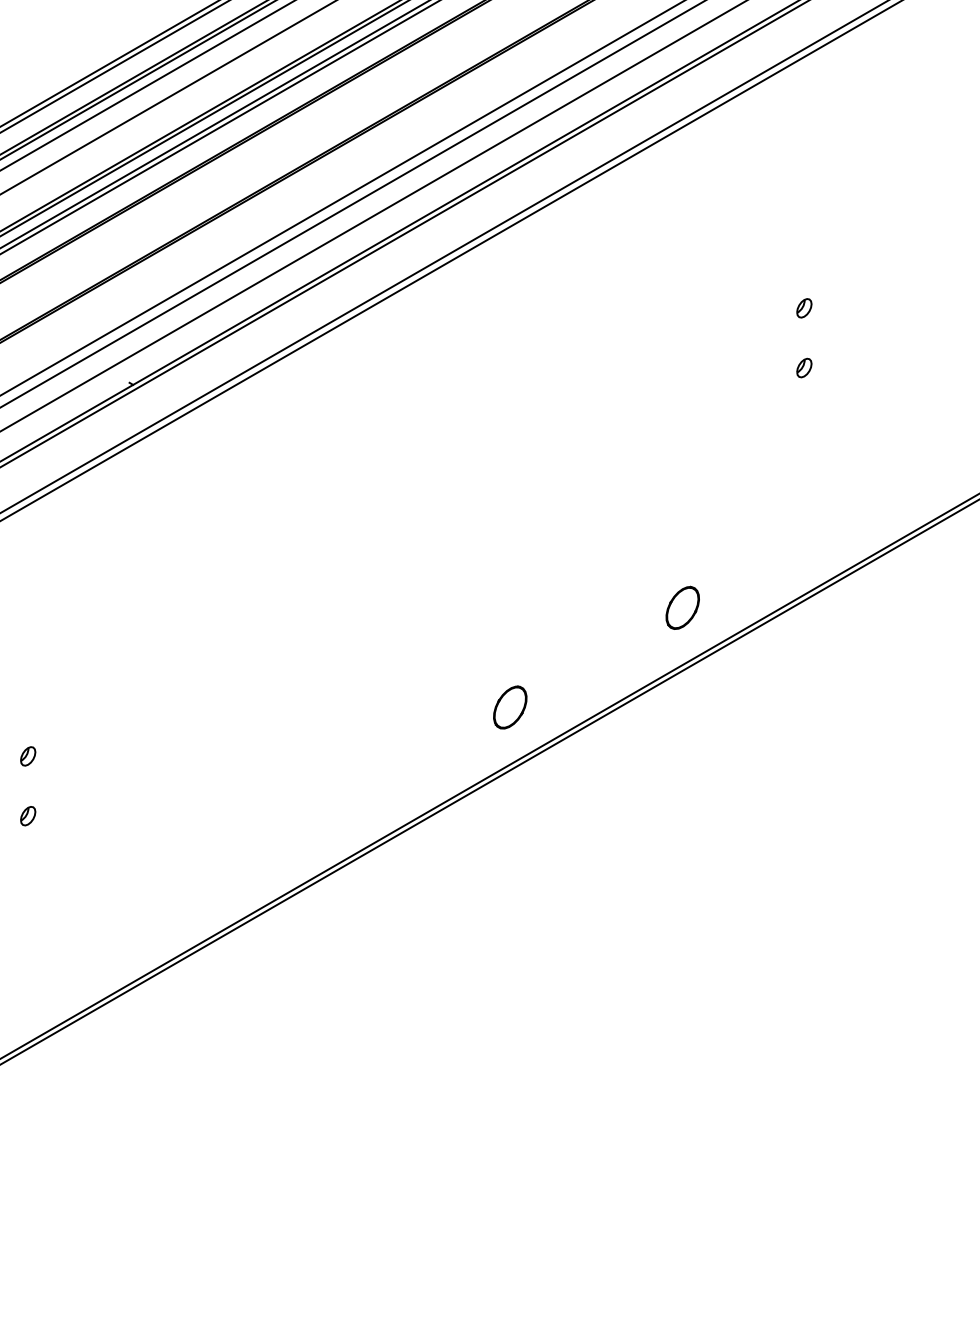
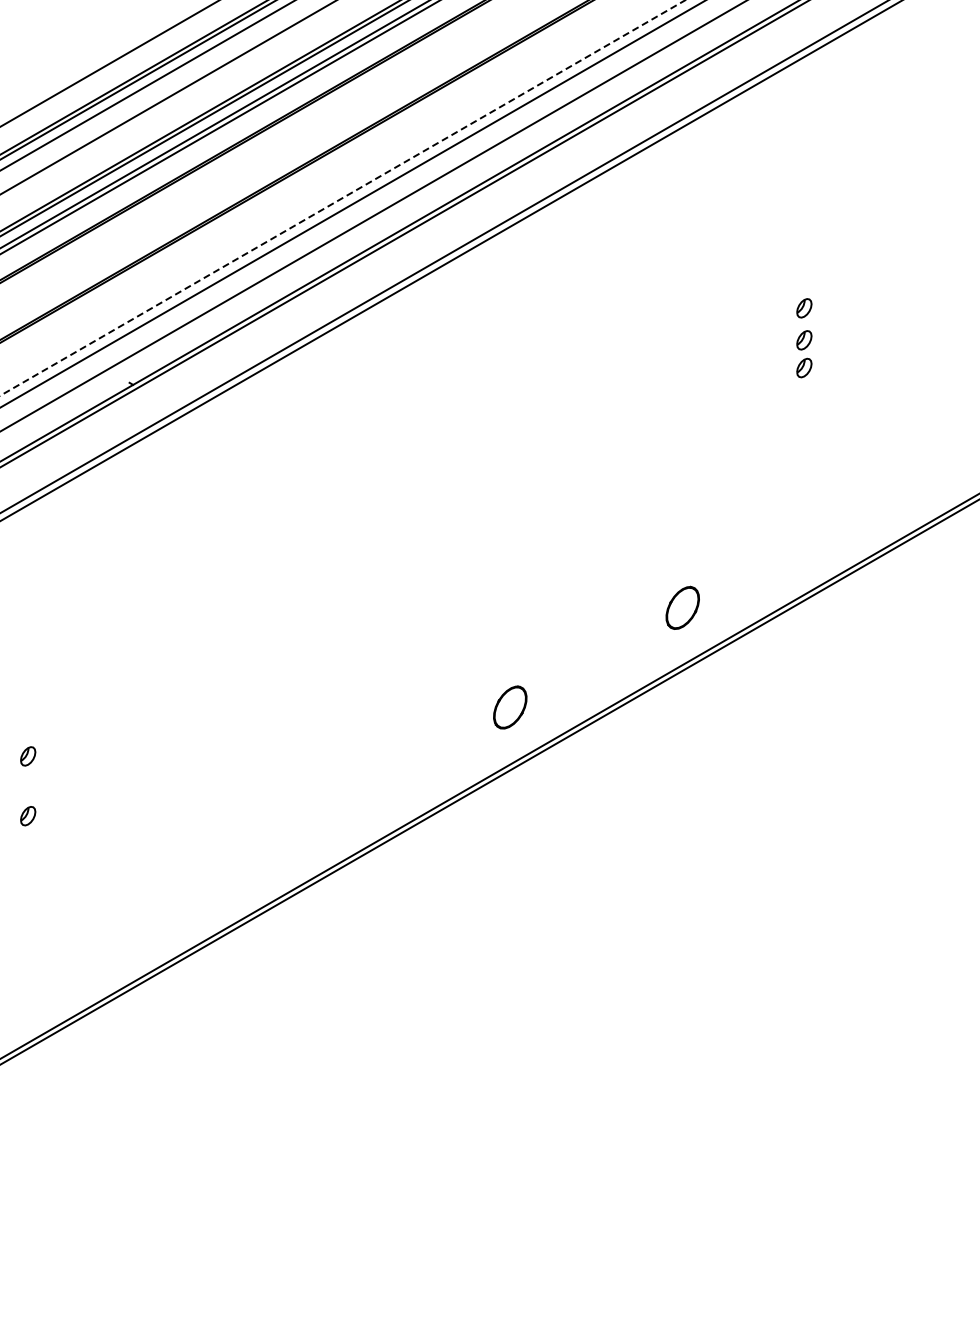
line: present -> none (114, 66)
line: solid -> dashed (343, 197)
part: none -> present (804, 340)
